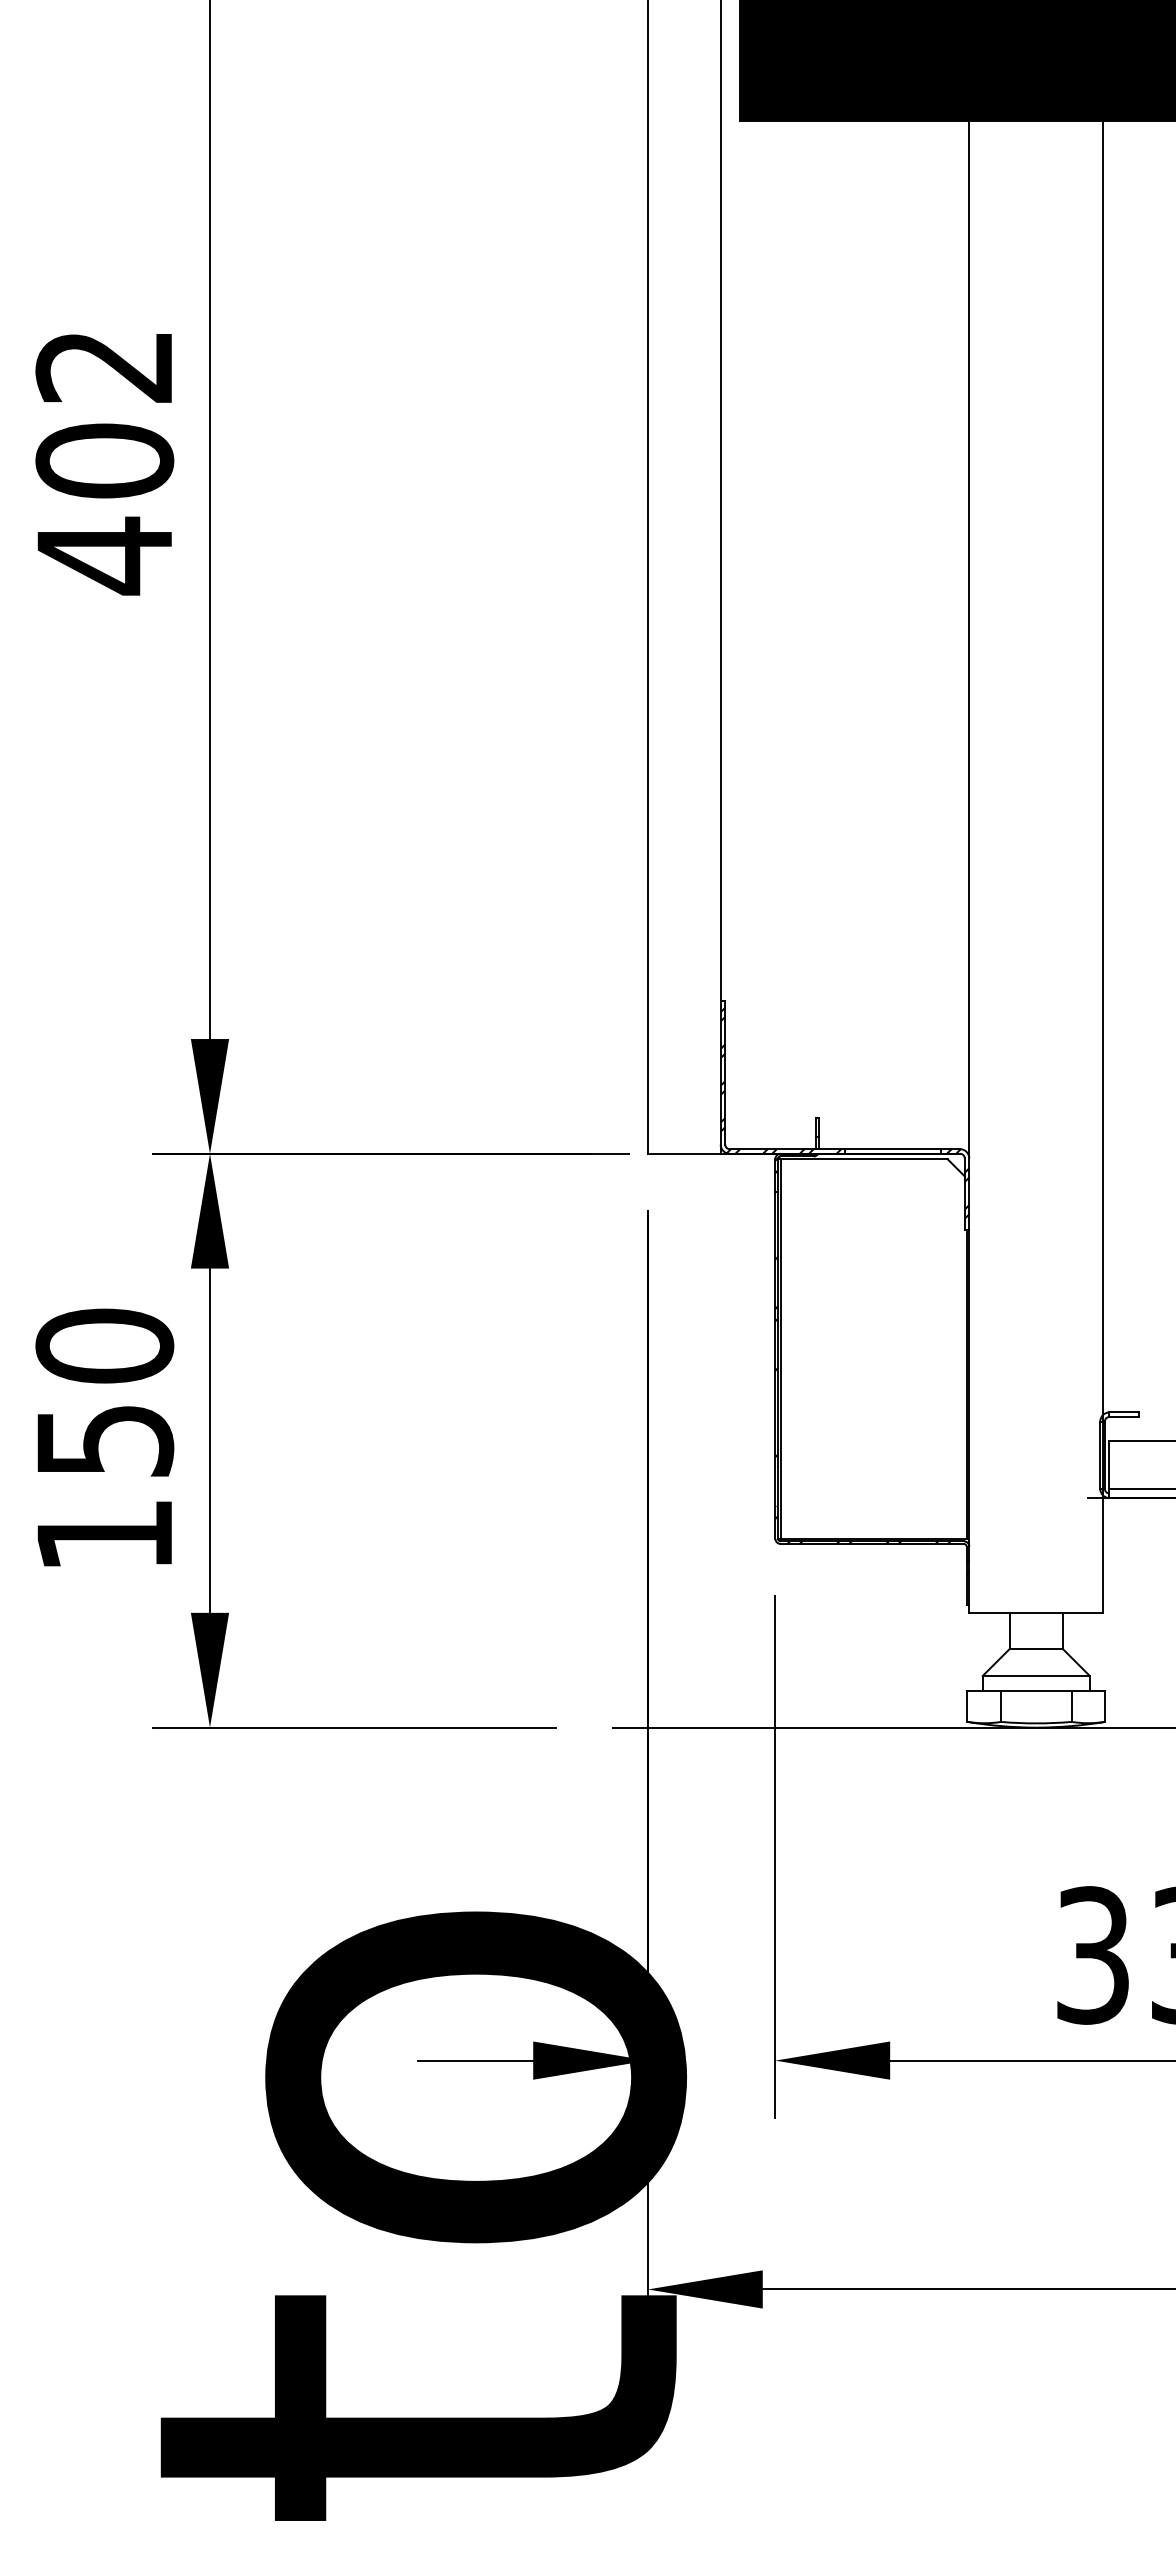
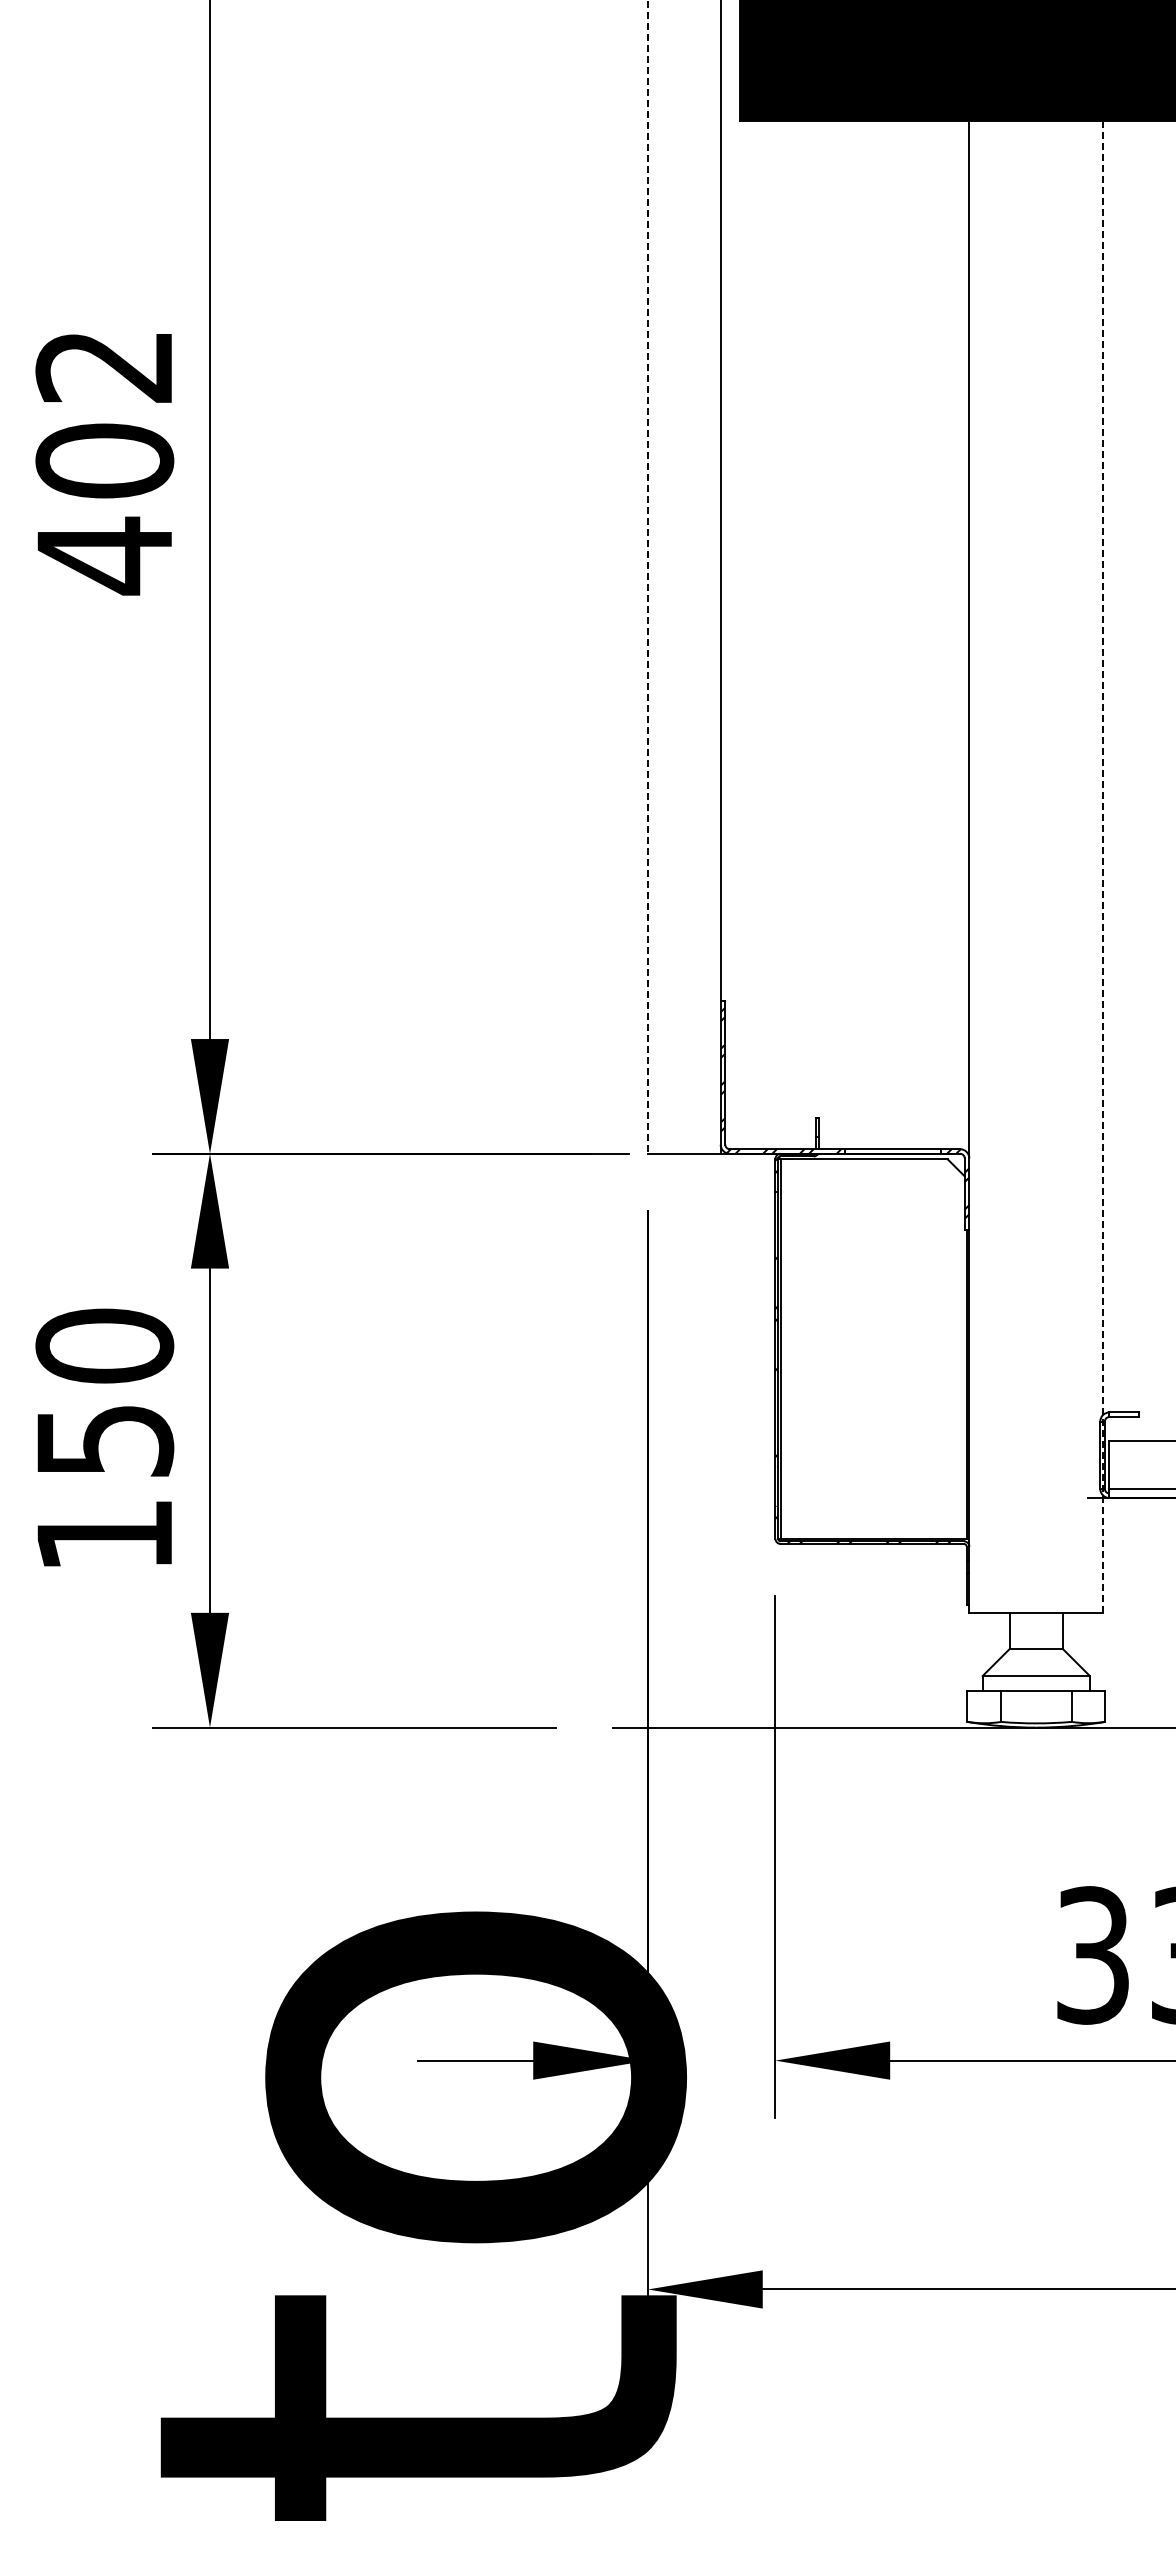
line: solid -> dashed (647, 577)
line: solid -> dashed (1103, 866)
